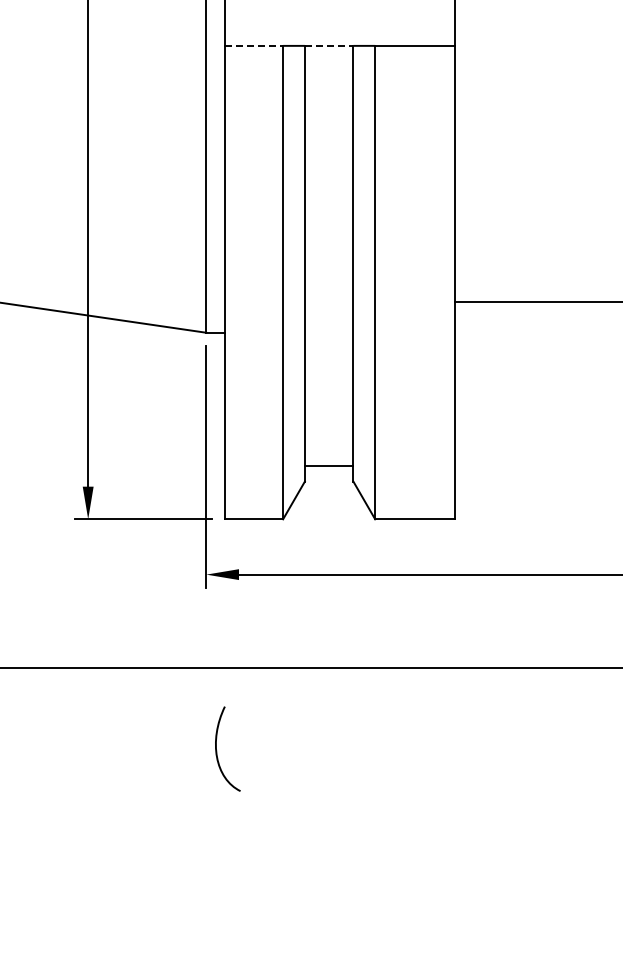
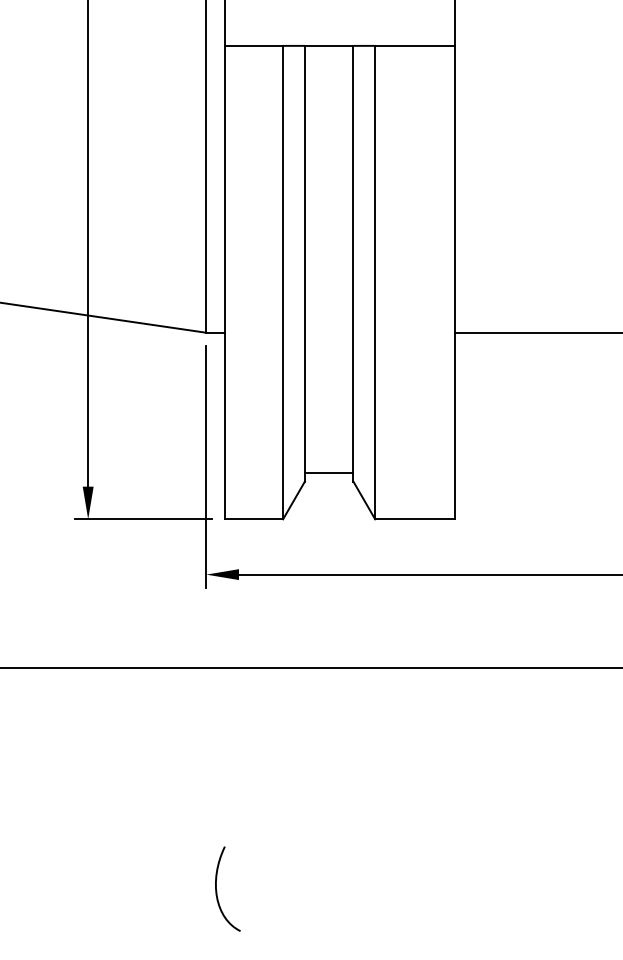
line: dashed -> solid (254, 45)
line: dashed -> solid (329, 45)
line position: (537, 301) -> (537, 332) (537, 332)
line position: (328, 465) -> (328, 472) (328, 472)
part position: (217, 750) -> (217, 890) (217, 890)
